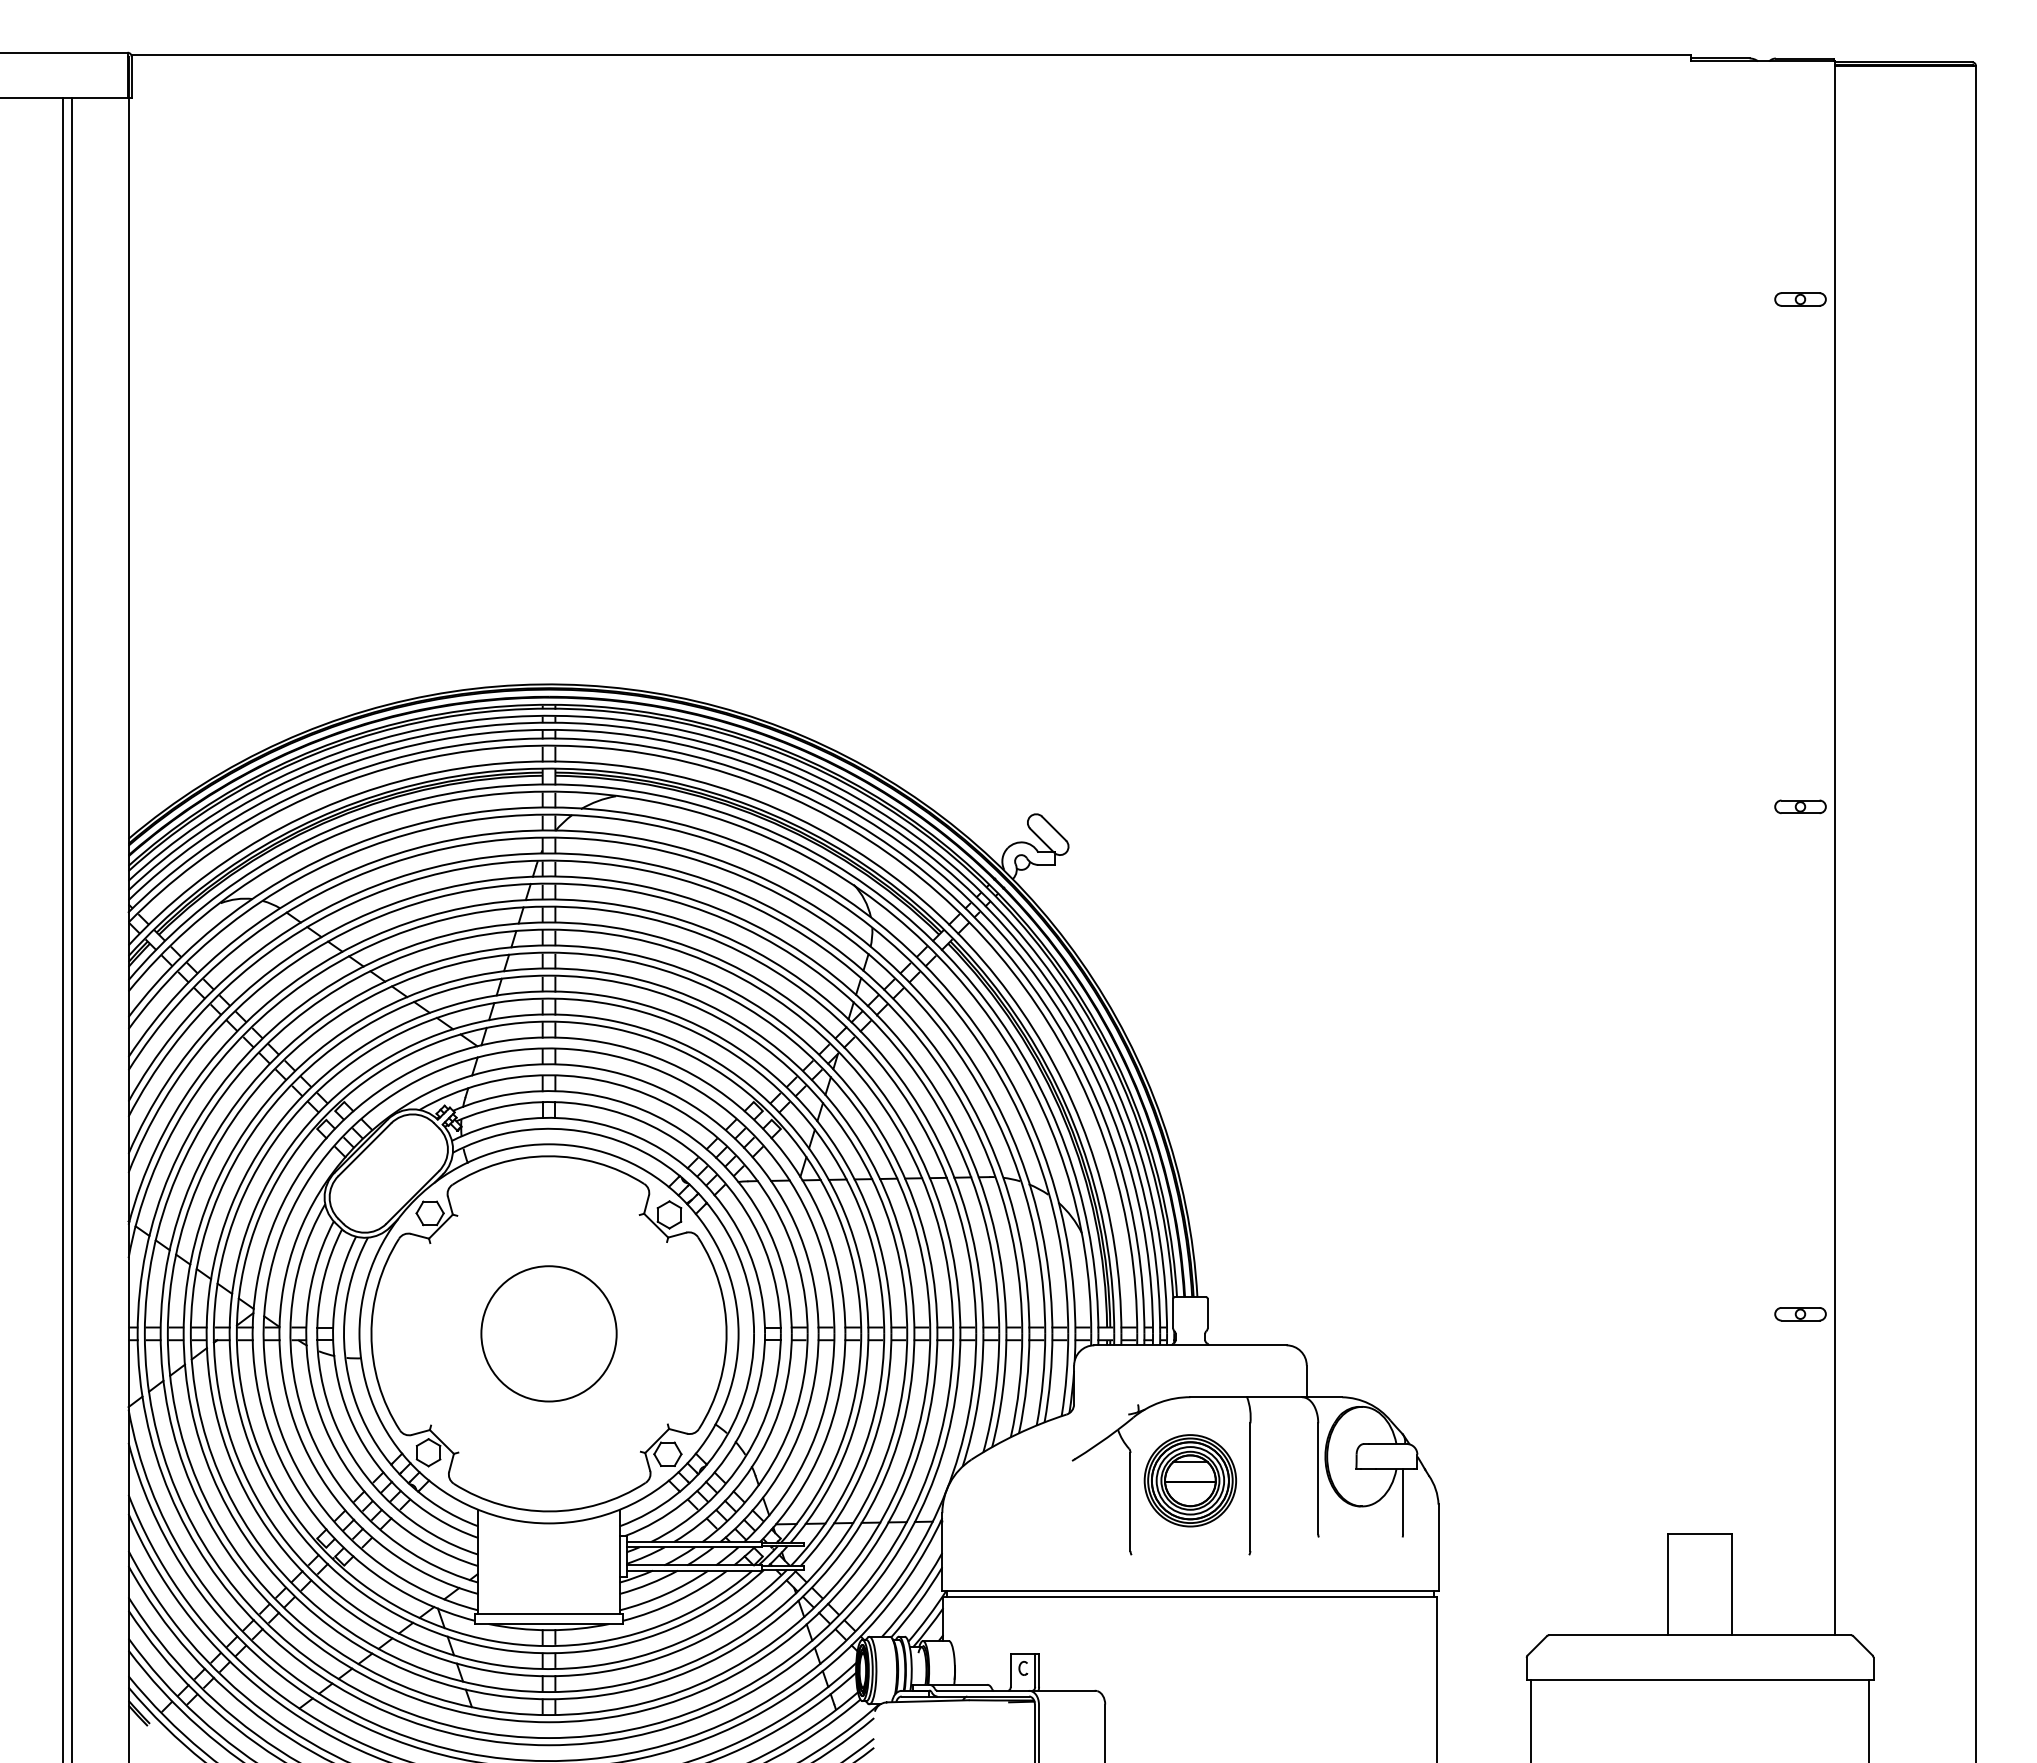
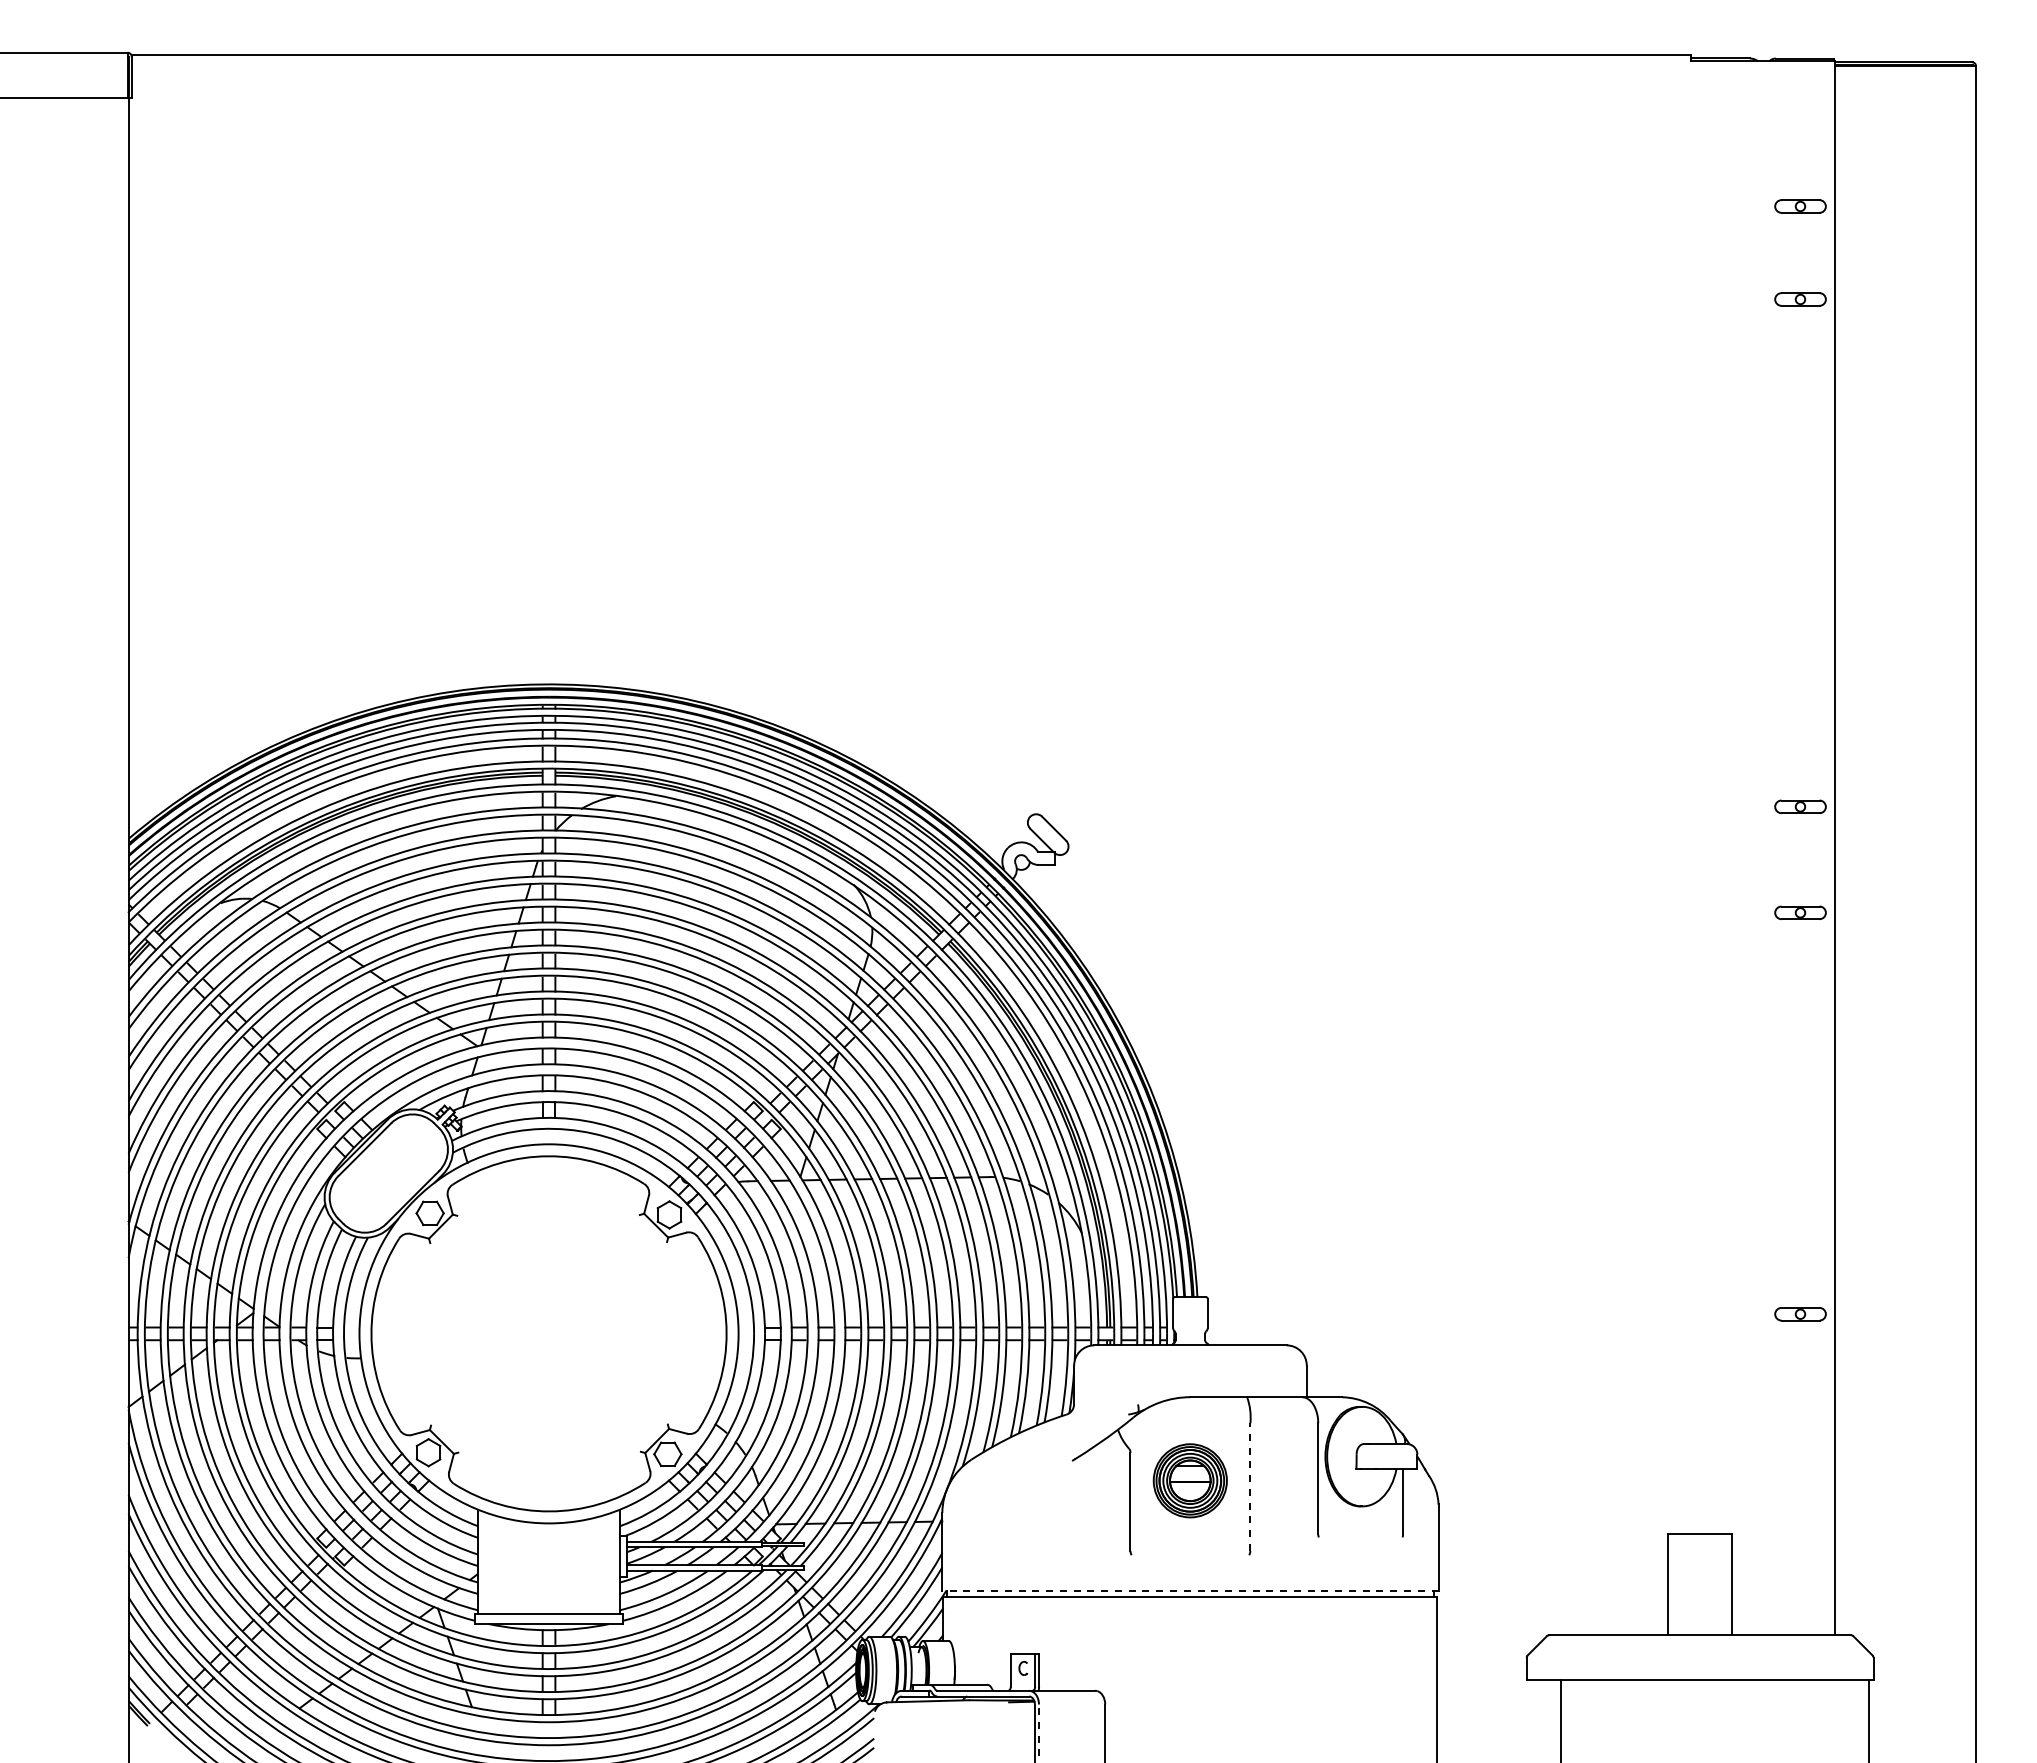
part: none -> present (1800, 206)
part: none -> present (1800, 912)
line: present -> none (63, 928)
line: present -> none (71, 928)
circle: present -> none (548, 1333)
part size: 94x94 px -> 76x76 px (1189, 1480)
line: solid -> dashed (1250, 1487)
line: solid -> dashed (1189, 1590)
line position: (1530, 1719) -> (1560, 1719) (1560, 1719)
line: solid -> dashed (1039, 1733)
